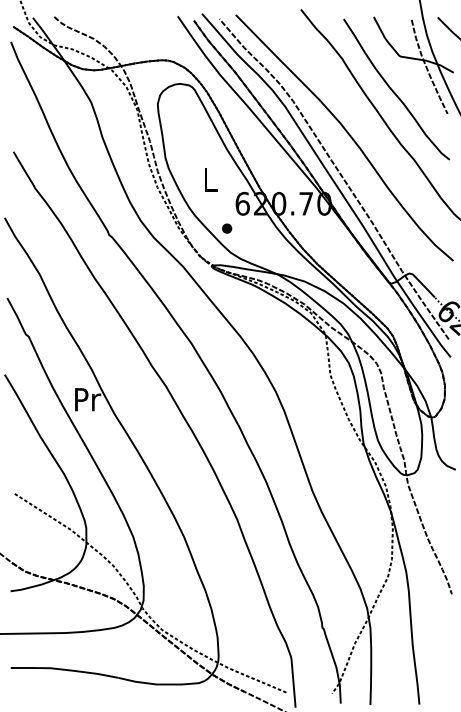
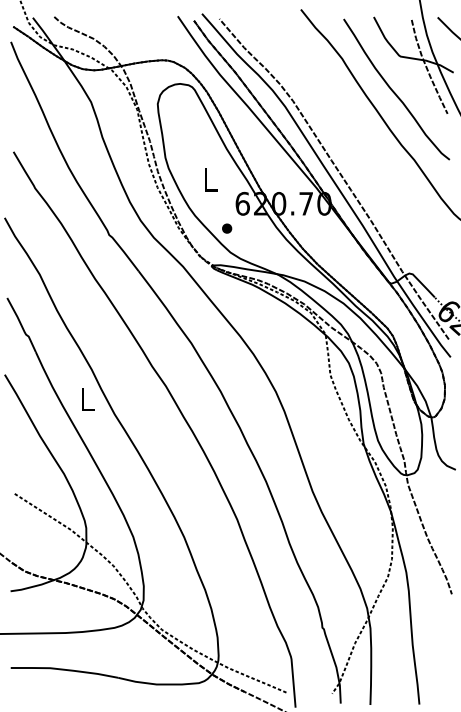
curve: present -> none (348, 135)
text: Pr -> L (88, 399)
